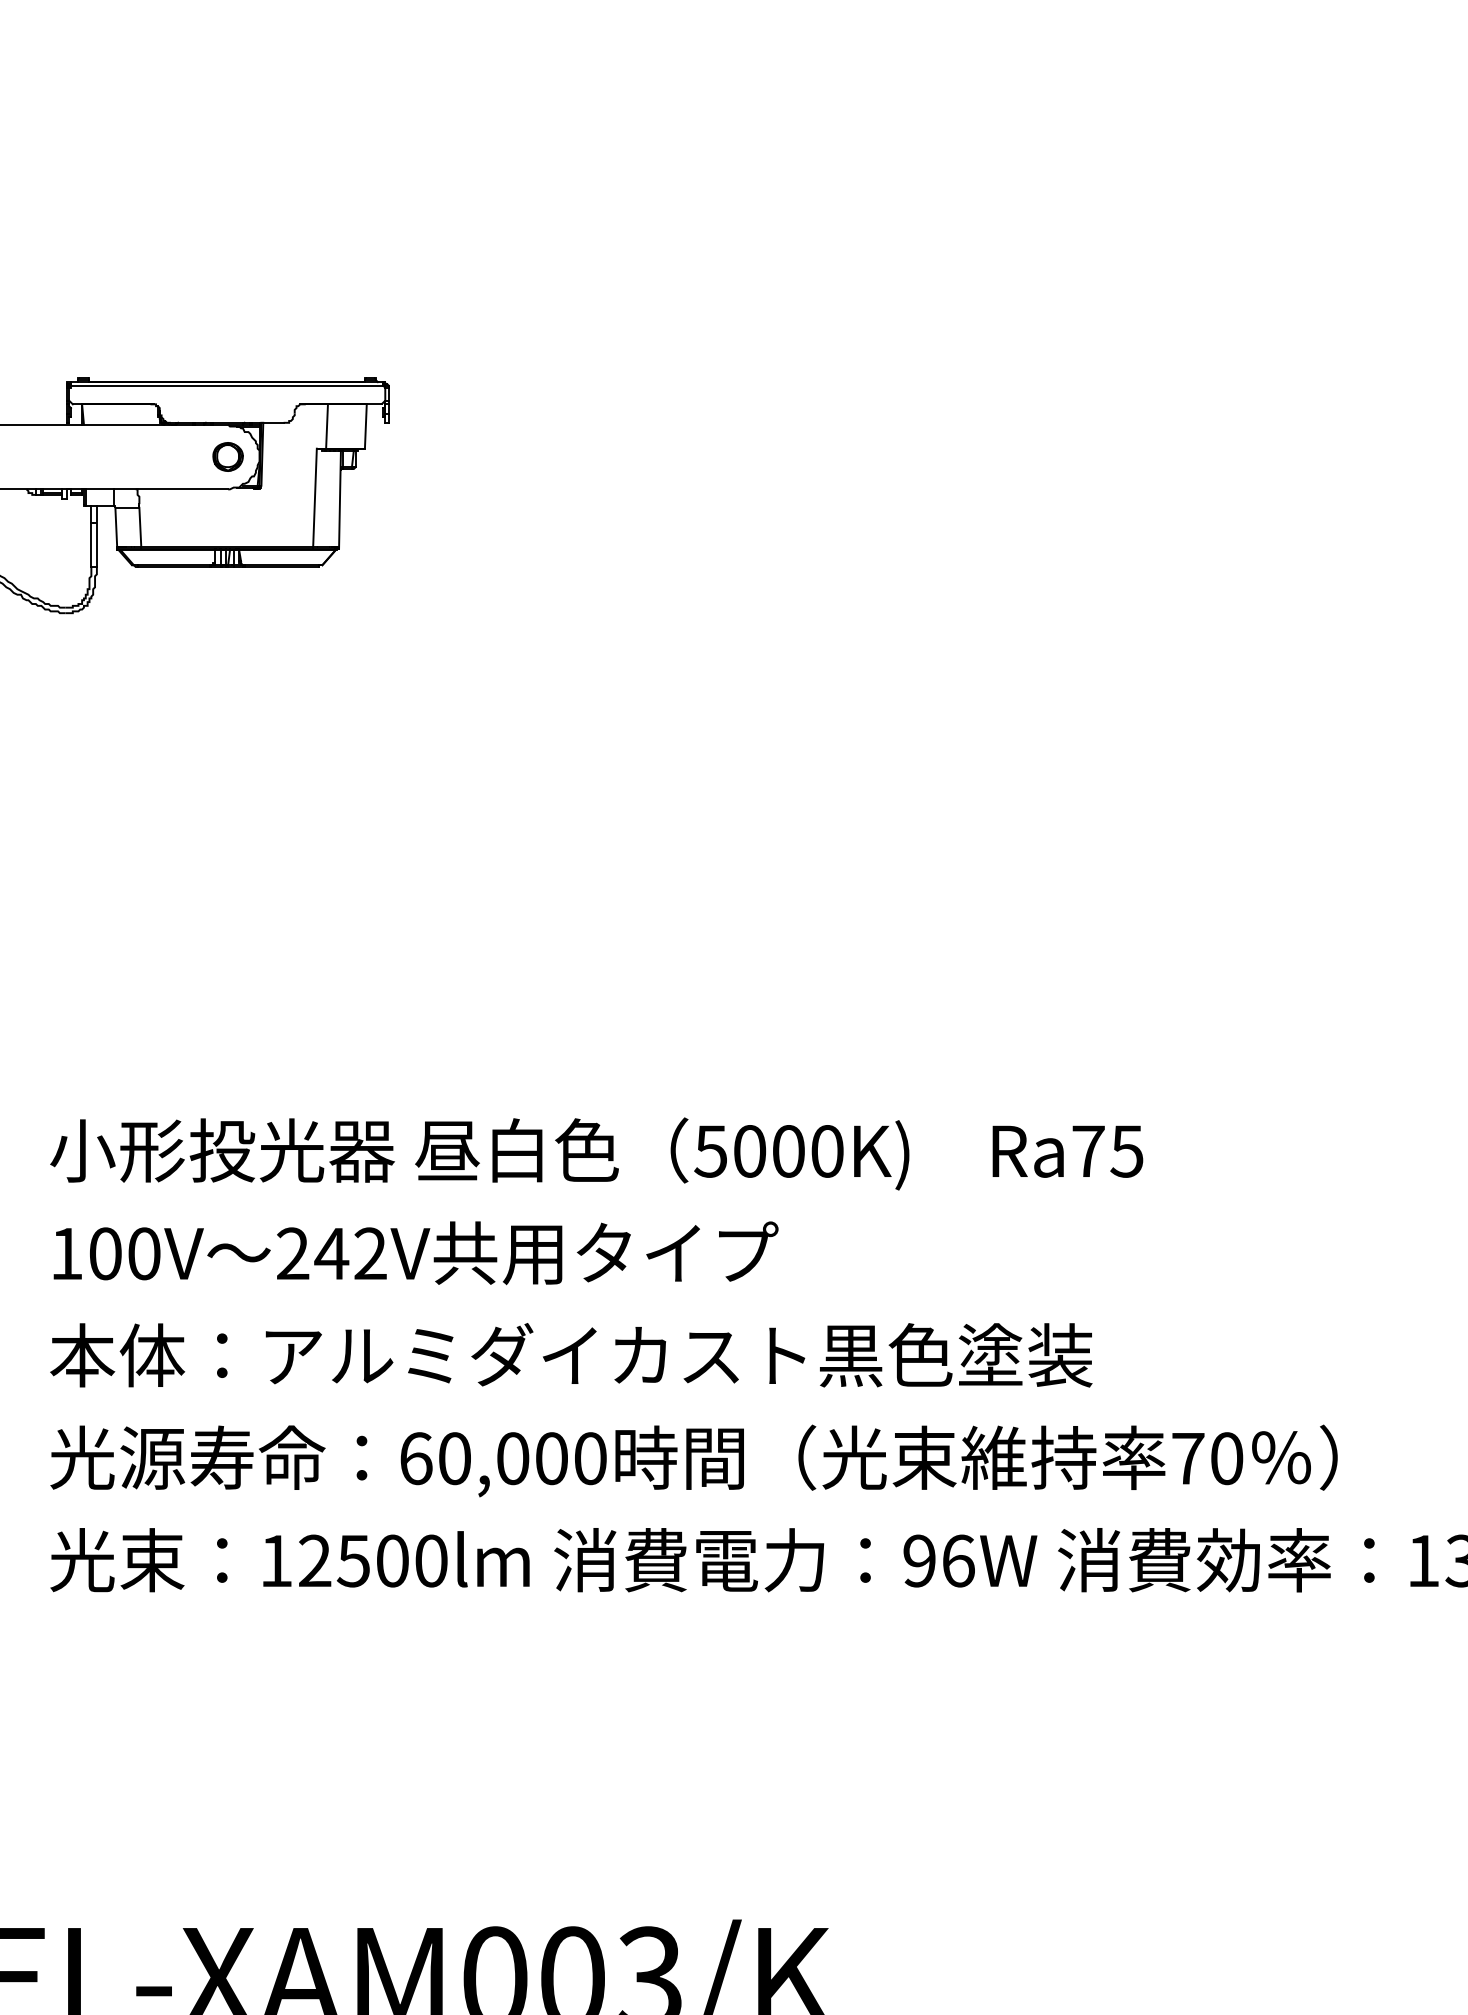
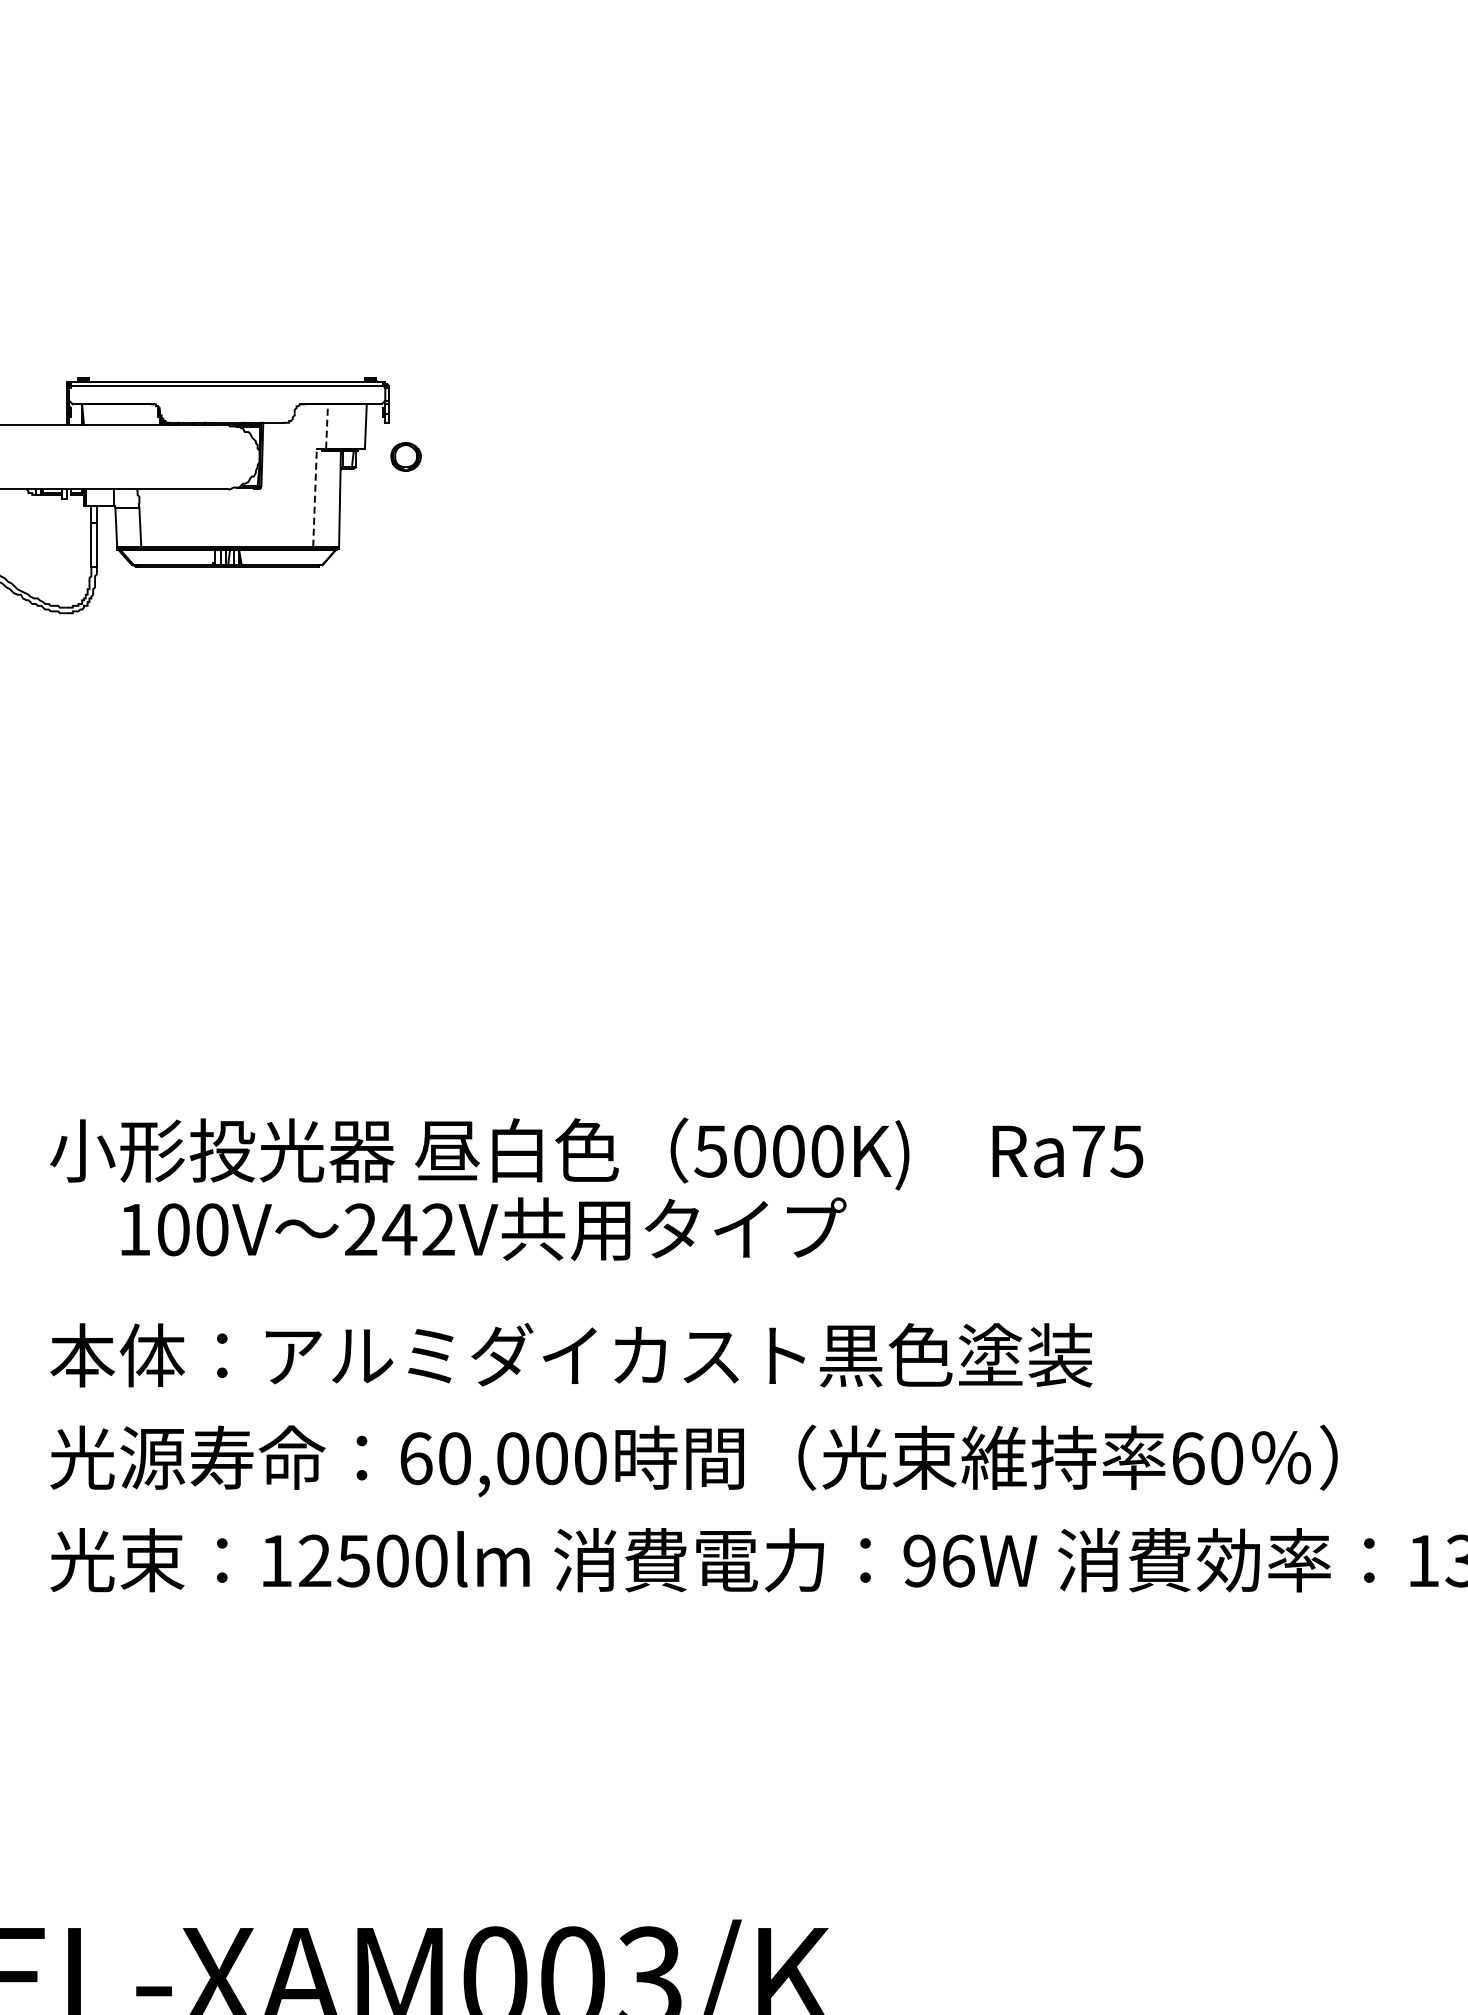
line: solid -> dashed (327, 426)
part position: (227, 456) -> (405, 456) (405, 456)
line: solid -> dashed (315, 497)
text position: (415, 1253) -> (483, 1229) (483, 1229)
text: 70 -> 60 (1188, 1458)
